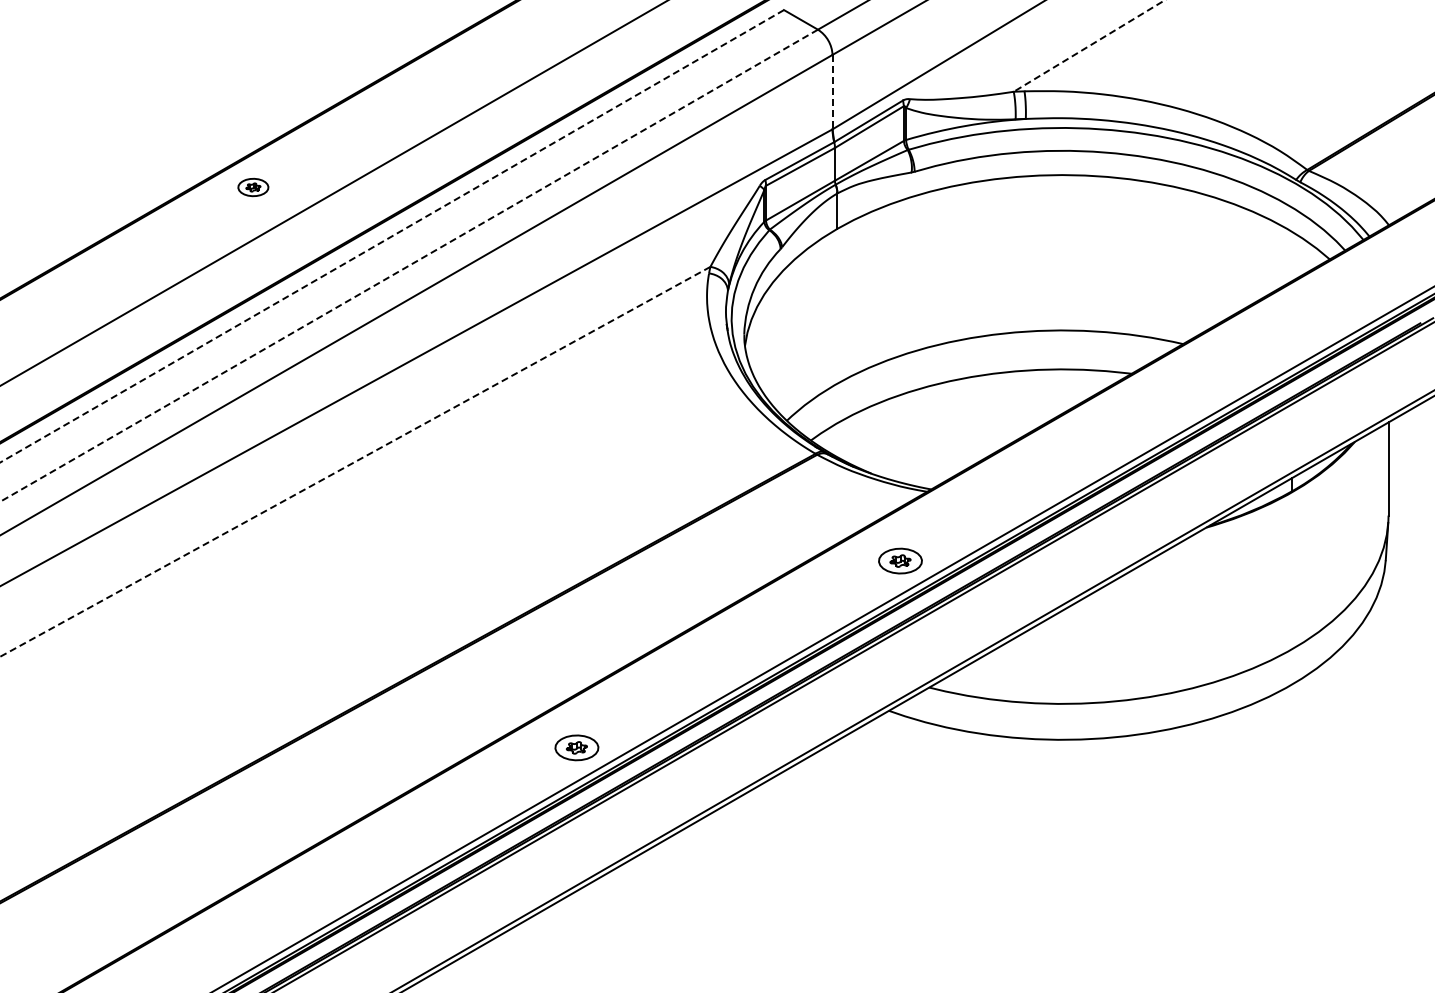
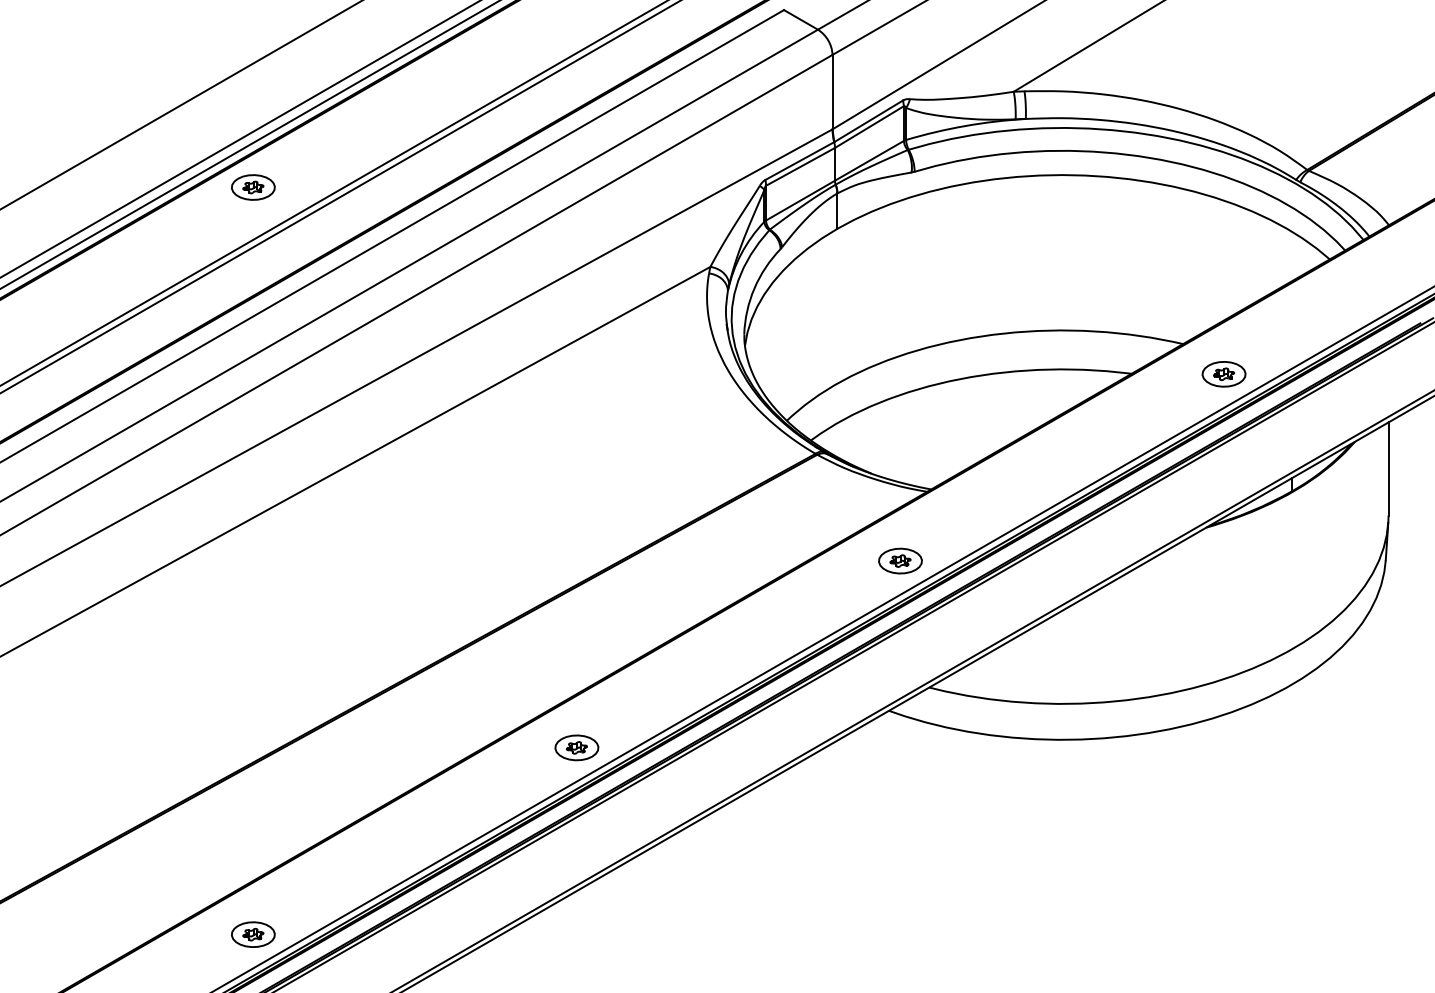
line: dashed -> solid (1089, 46)
line: dashed -> solid (832, 92)
line: none -> present (180, 105)
line: none -> present (239, 139)
line: none -> present (249, 144)
part size: 33x21 px -> 45x27 px (253, 187)
line: none -> present (339, 196)
line: dashed -> solid (391, 236)
line: dashed -> solid (408, 266)
part: none -> present (1223, 374)
line: dashed -> solid (354, 462)
part: none -> present (253, 934)
